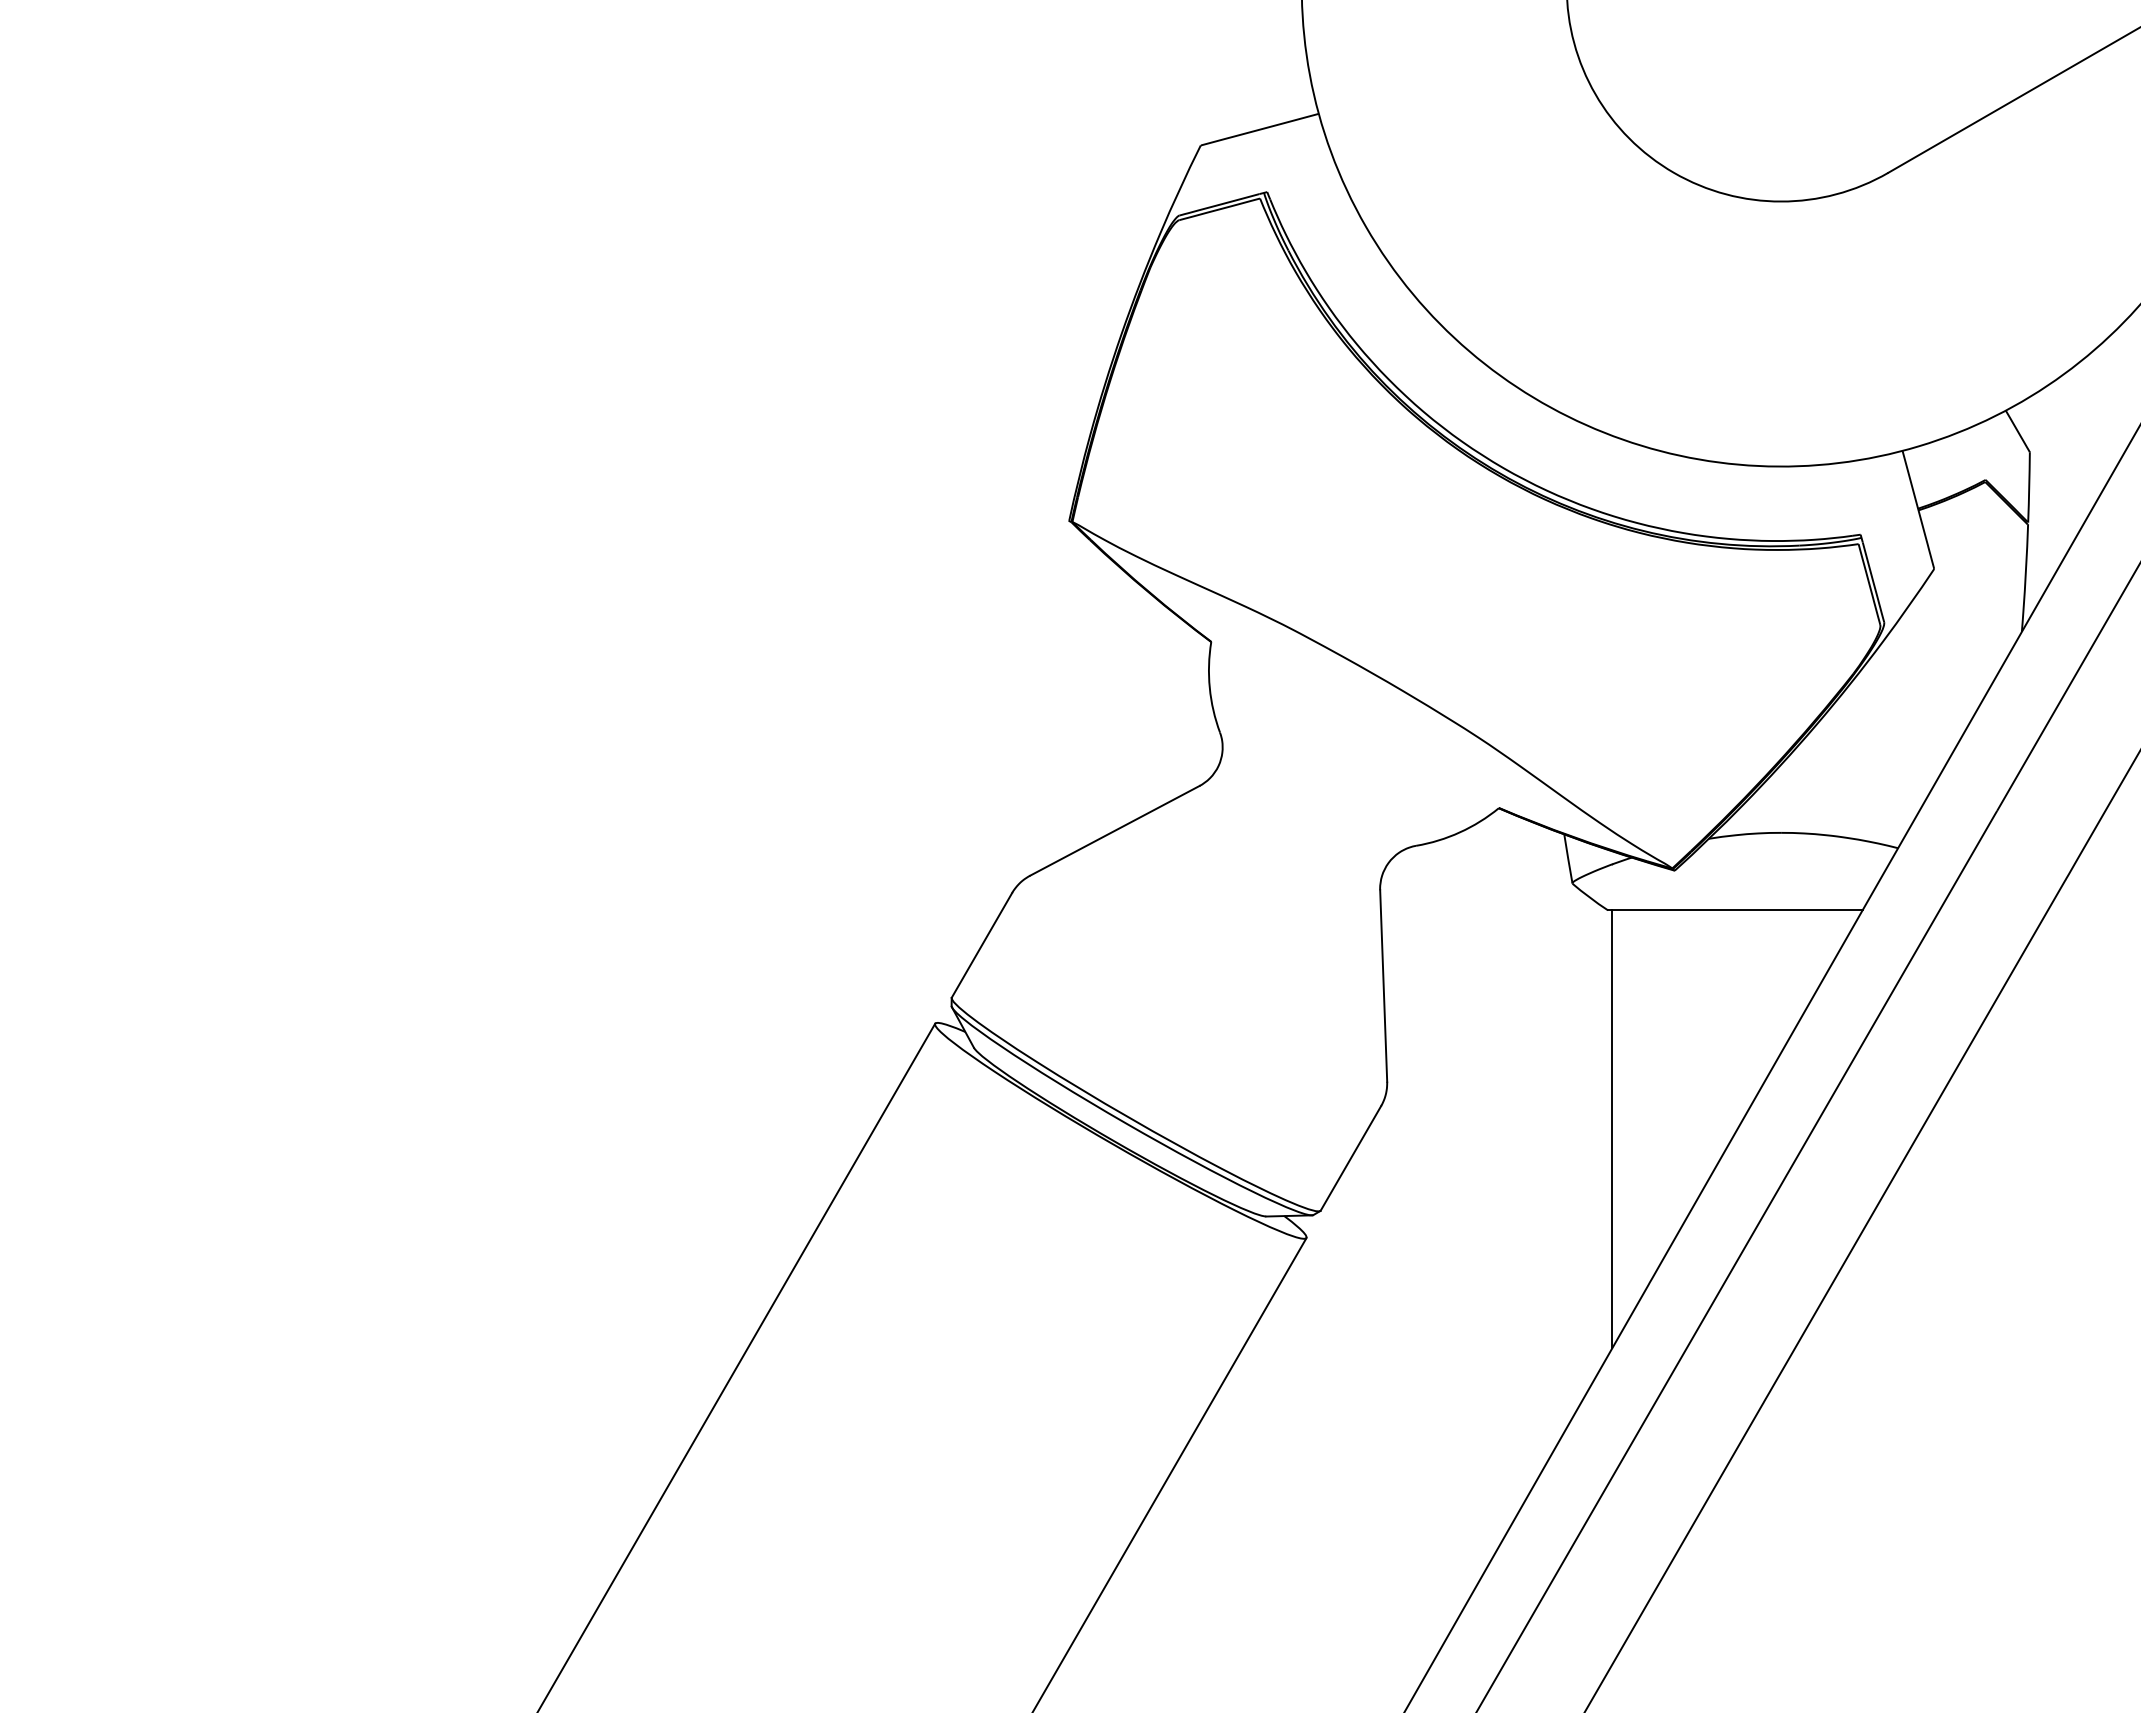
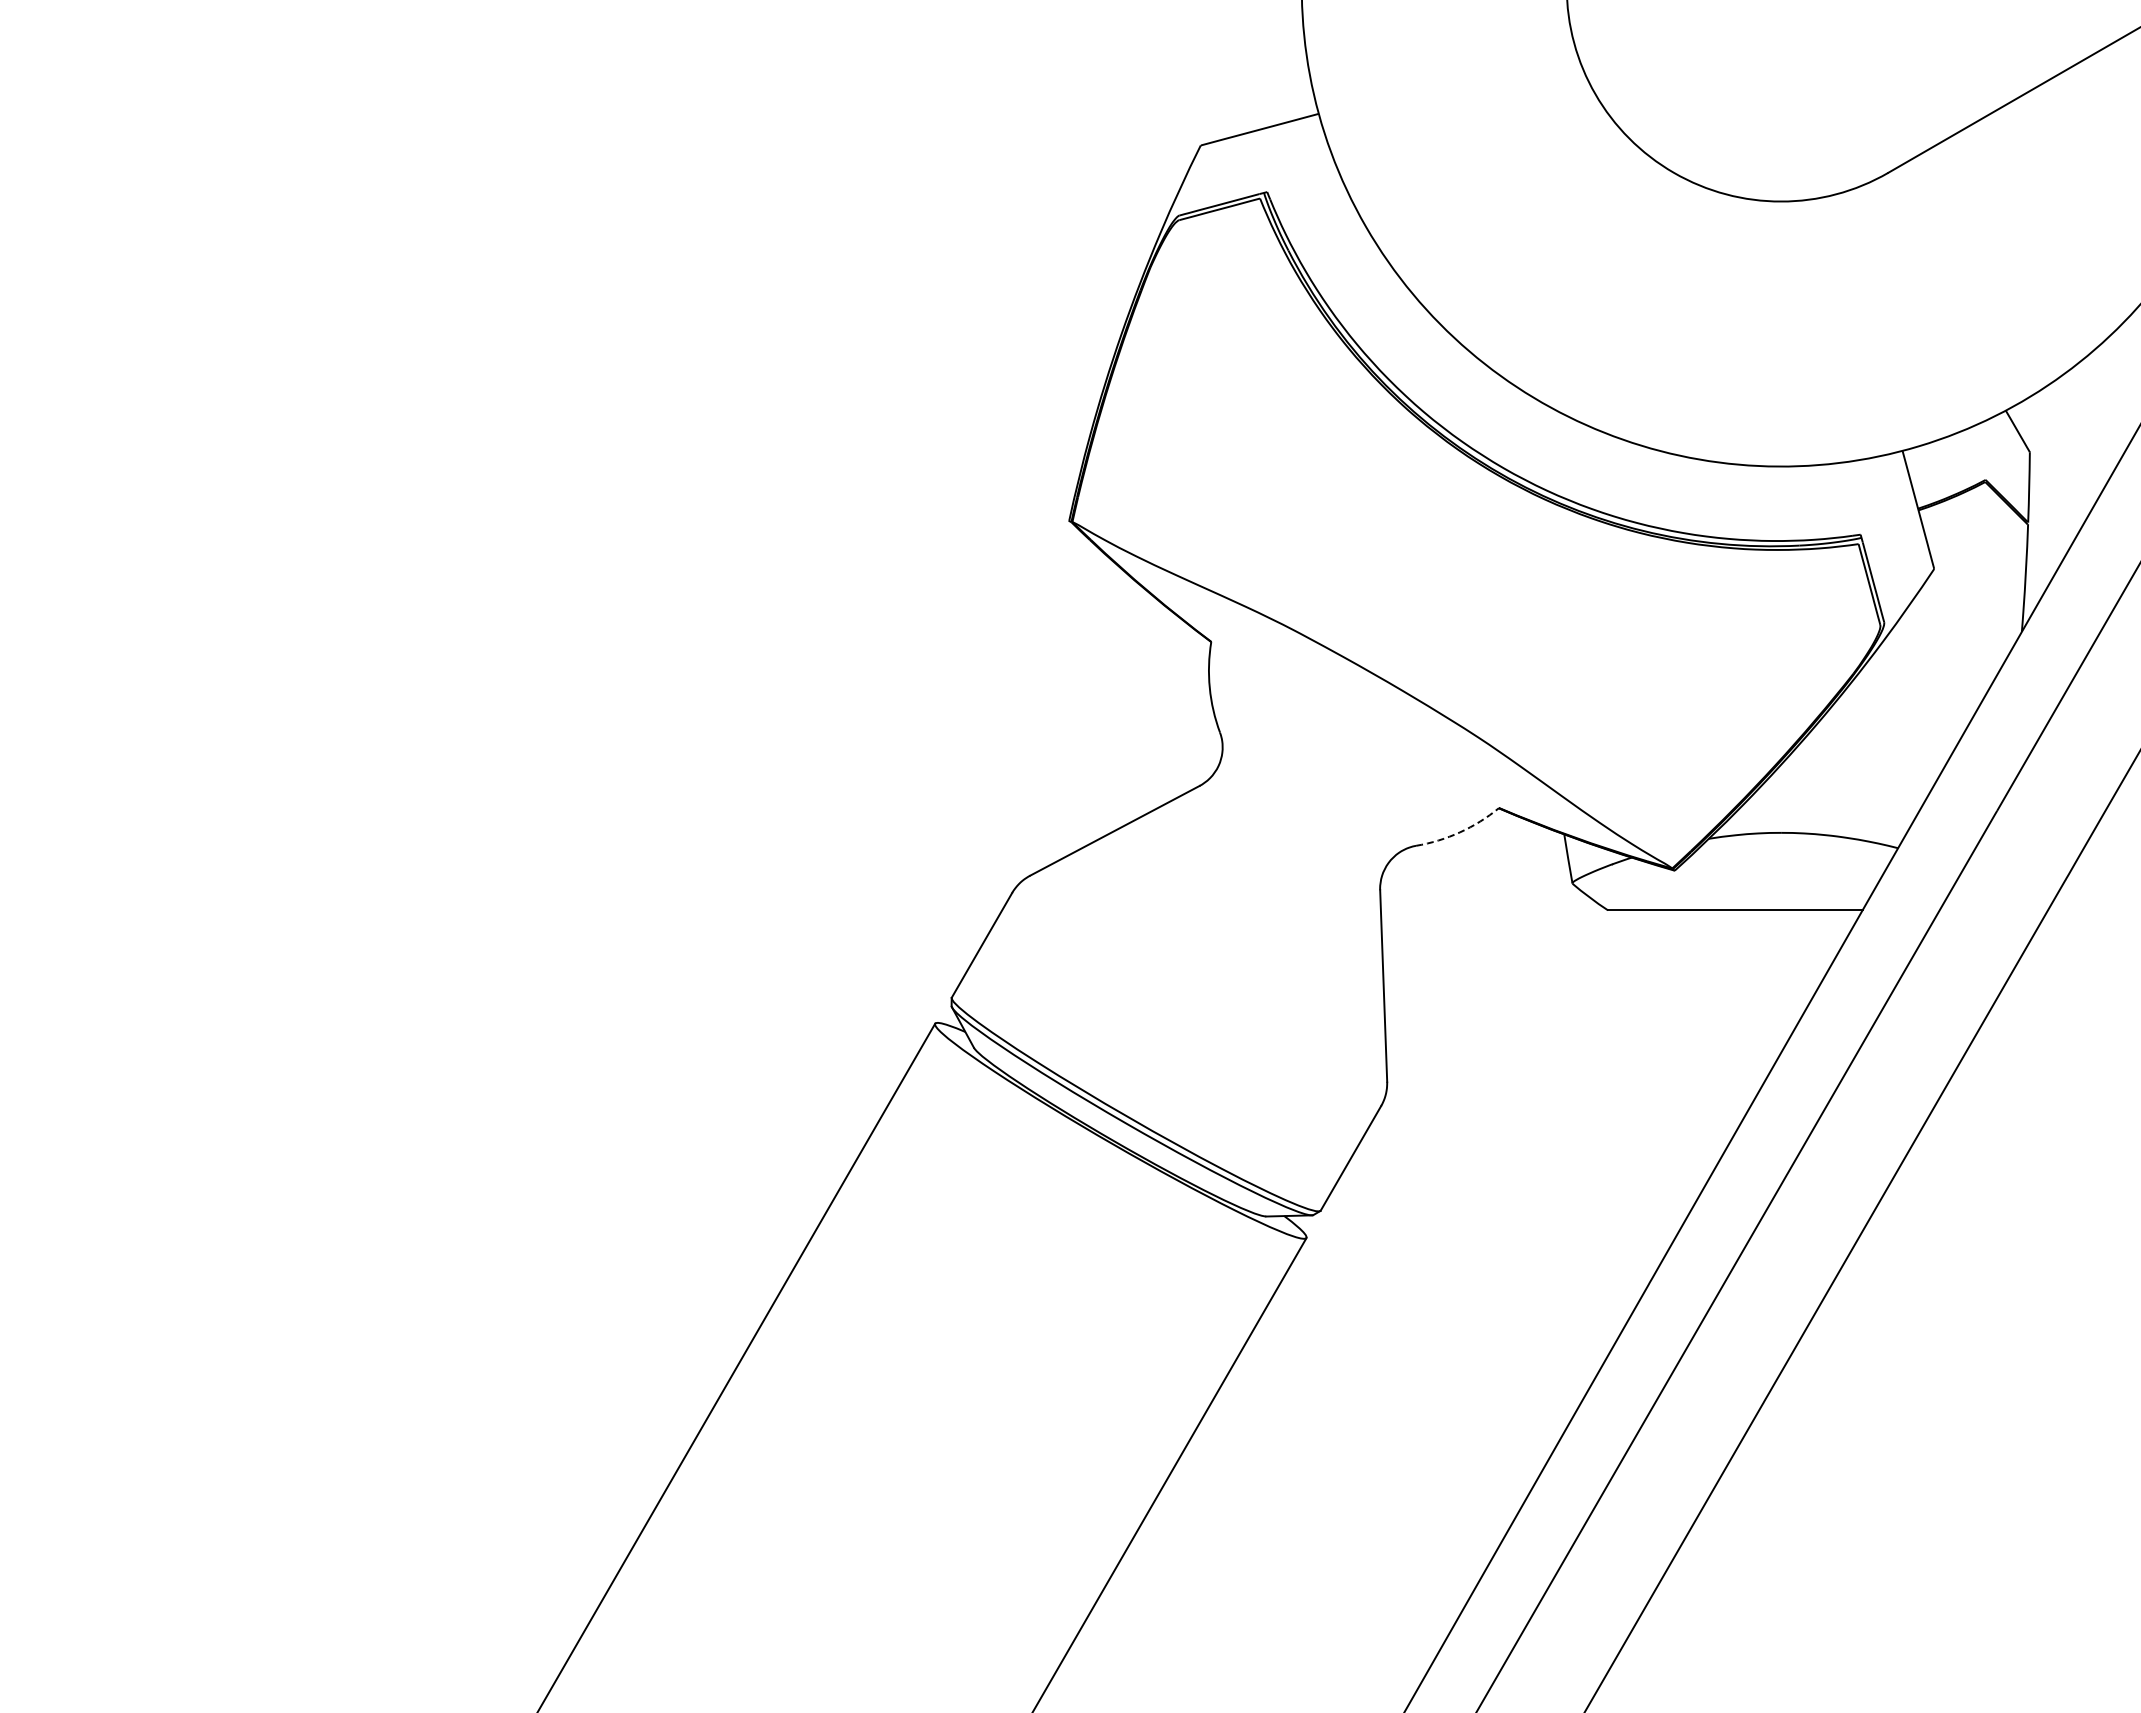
arc: solid -> dashed (1459, 832)
line: present -> none (1612, 1128)
